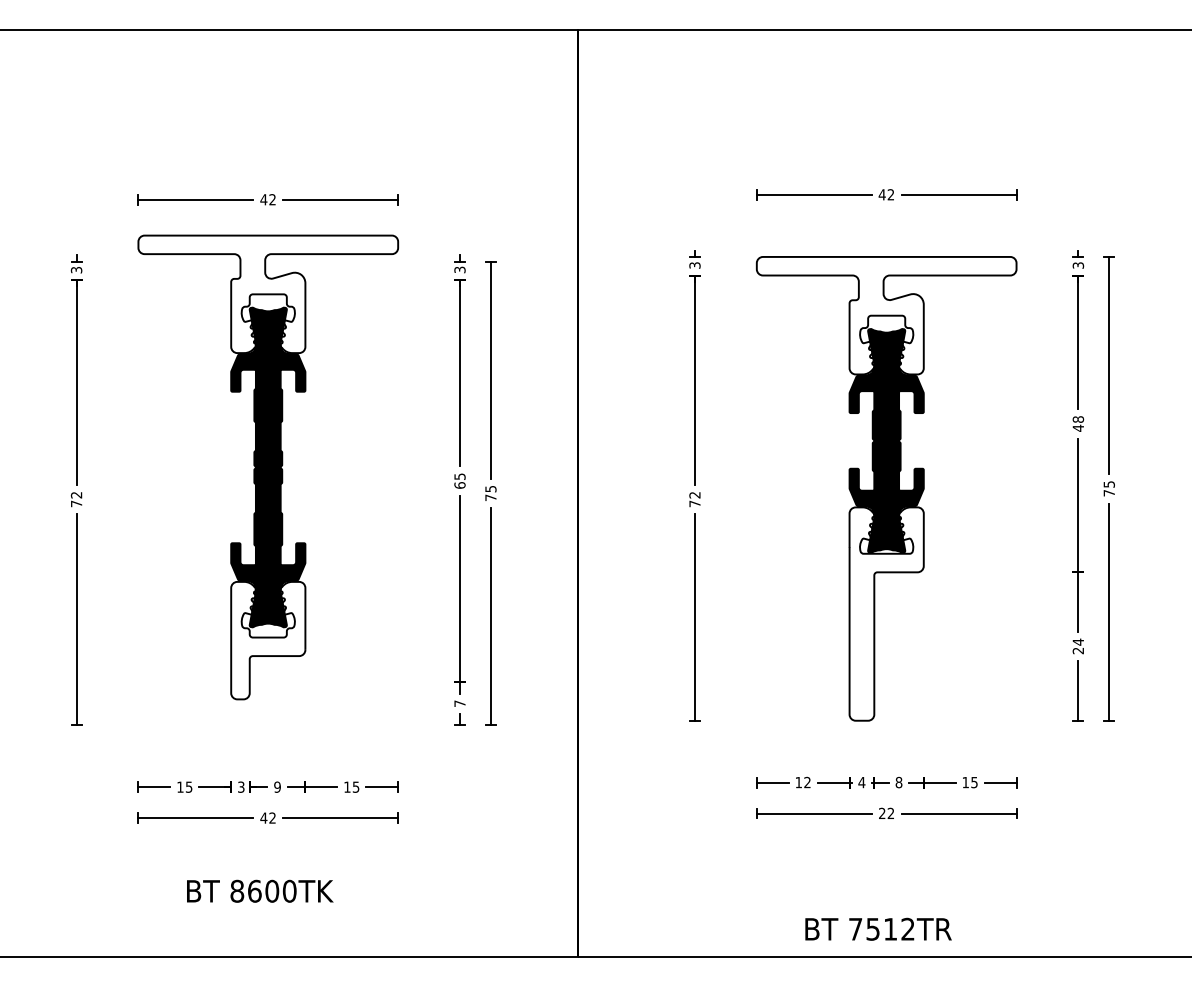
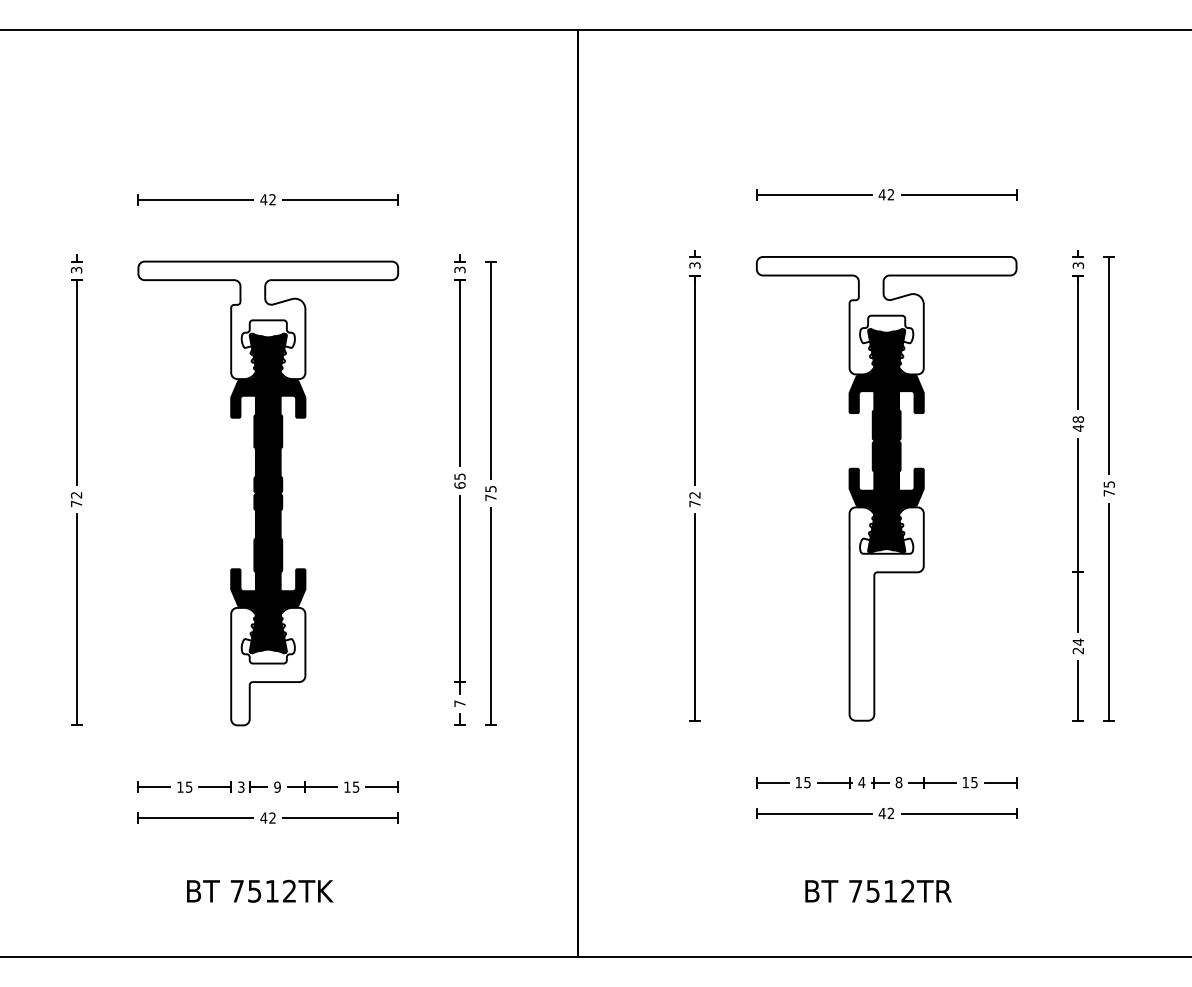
part position: (268, 467) -> (268, 493) (268, 493)
text: 12 -> 15 (807, 782)
text: 22 -> 42 (881, 812)
text: 8600TK -> 7512TK (263, 890)
text position: (878, 928) -> (878, 890) (878, 890)
